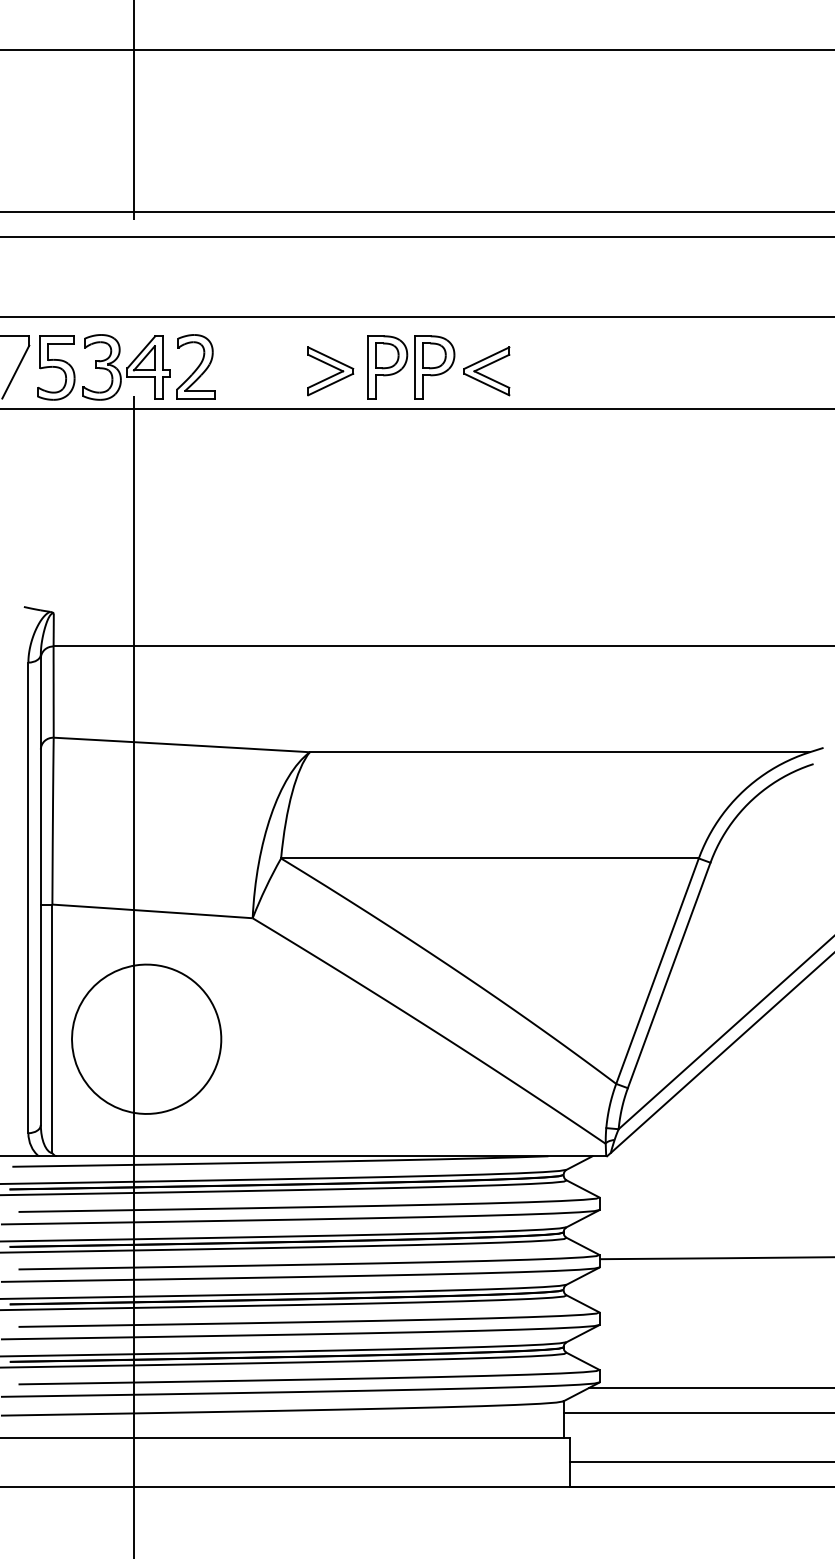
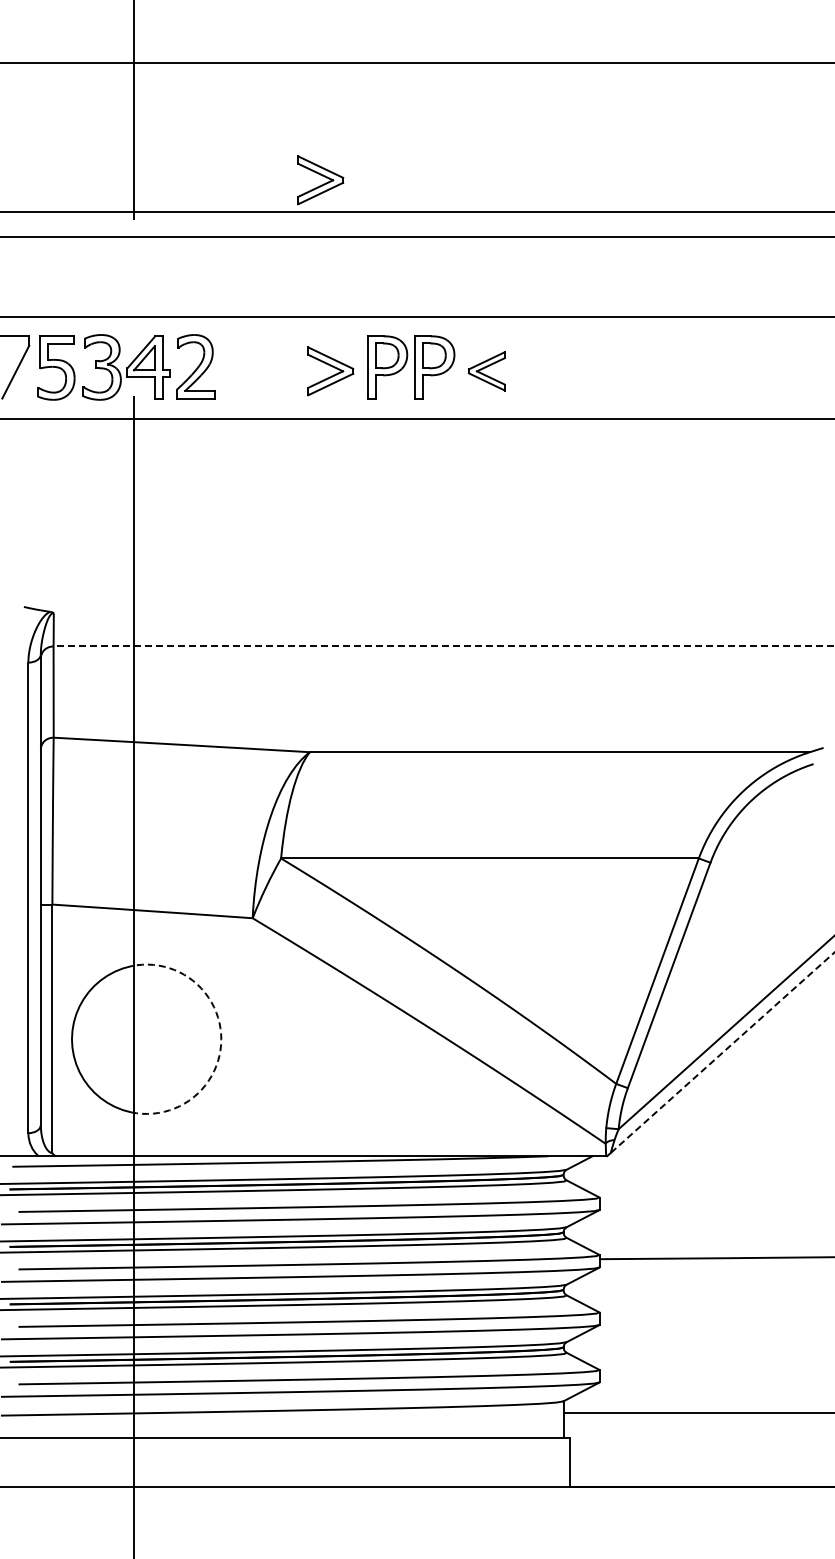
line position: (416, 49) -> (416, 62) (416, 62)
part: none -> present (320, 180)
part size: 48x51 px -> 39x41 px (486, 371)
line position: (416, 409) -> (416, 419) (416, 419)
line: solid -> dashed (443, 646)
arc: solid -> dashed (221, 1039)
line: solid -> dashed (723, 1052)
line: present -> none (710, 1387)
line: present -> none (700, 1462)
